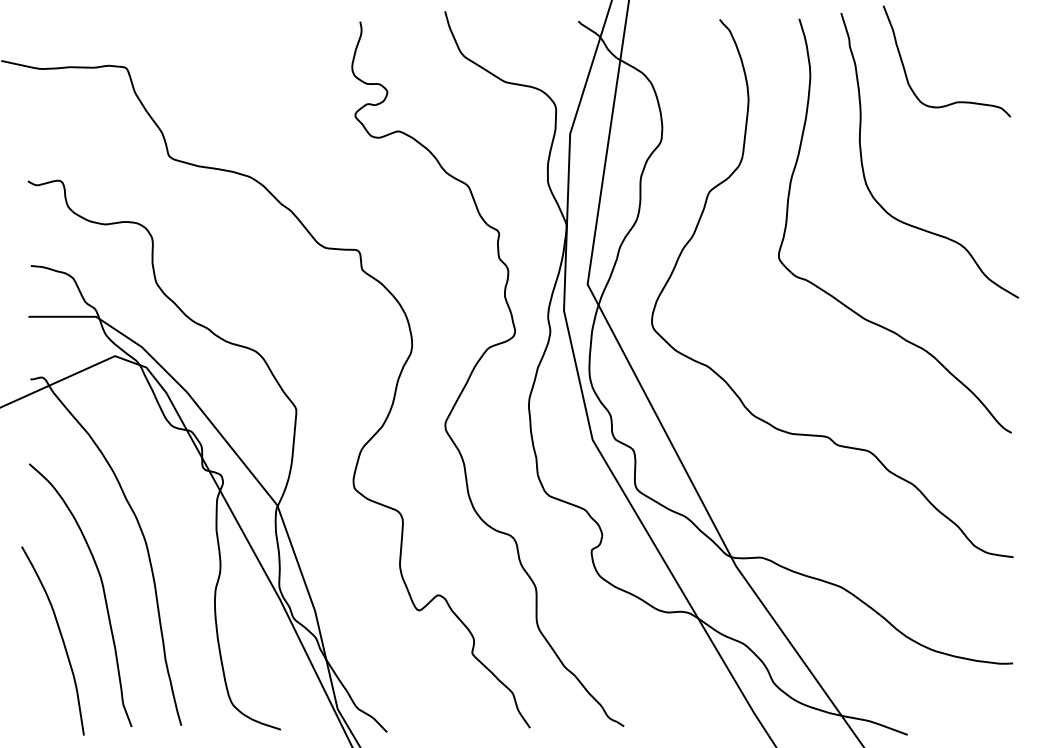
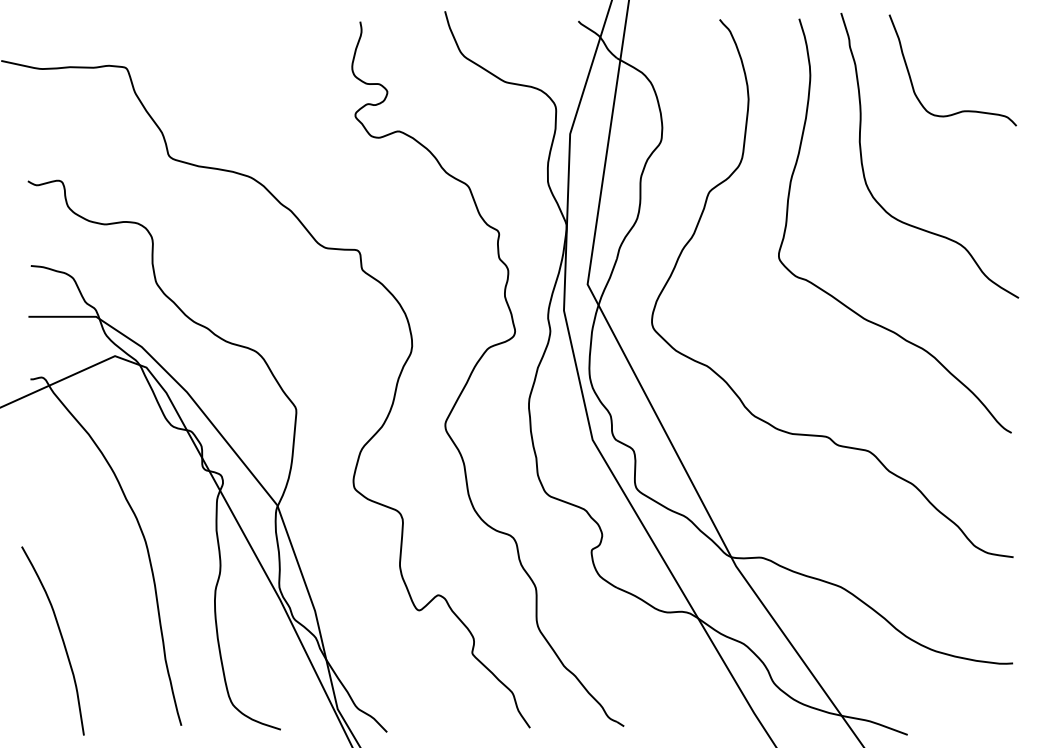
curve position: (955, 101) -> (961, 110) (961, 110)
curve: present -> none (102, 589)
